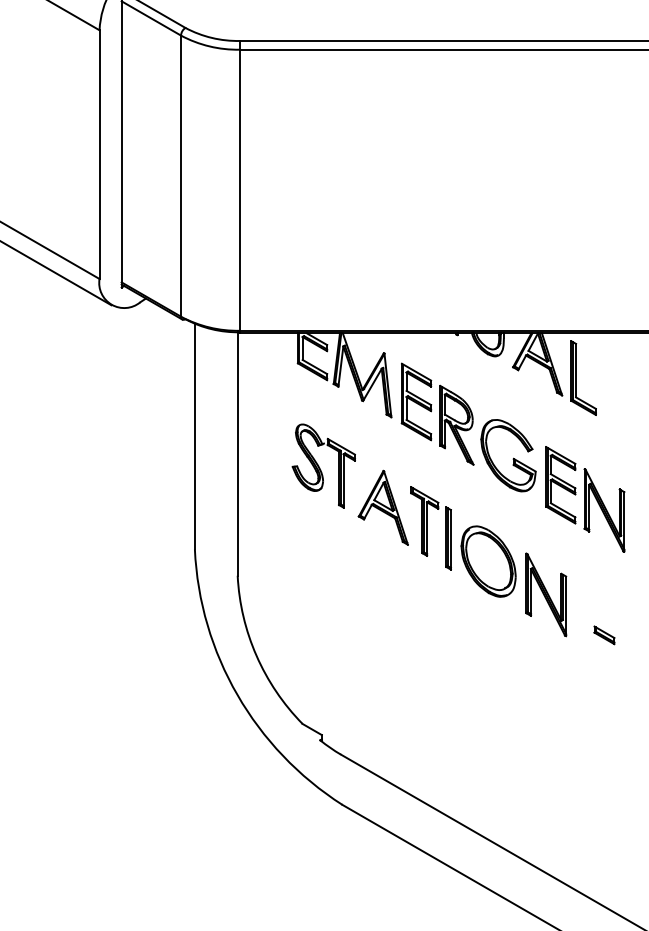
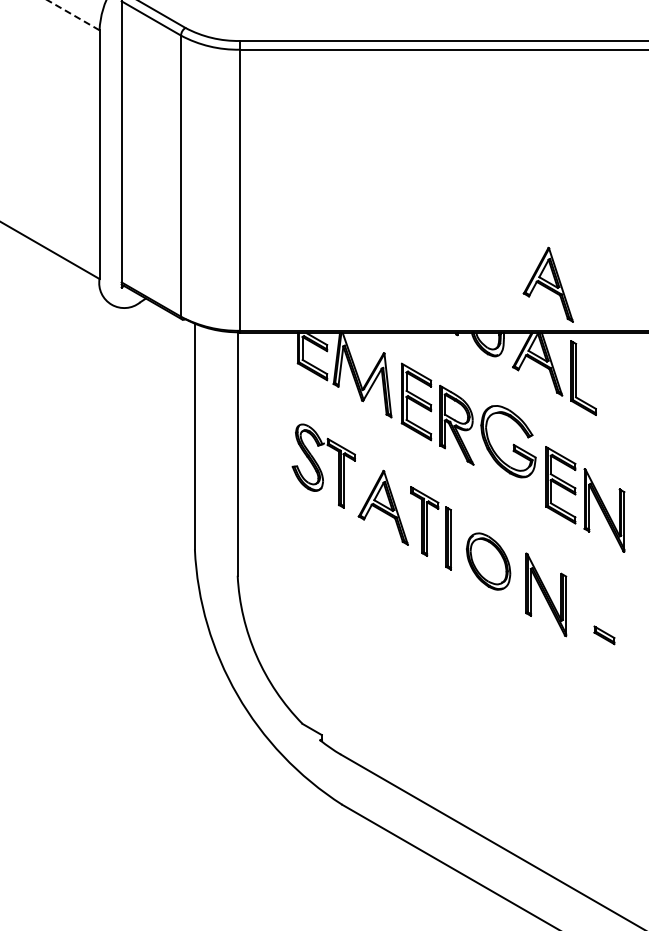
line: solid -> dashed (73, 15)
line: present -> none (56, 273)
part: none -> present (547, 284)
part position: (508, 455) -> (508, 441) (508, 441)
part size: 57x73 px -> 46x59 px (488, 561)
